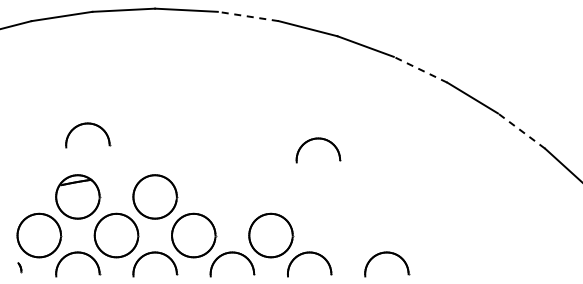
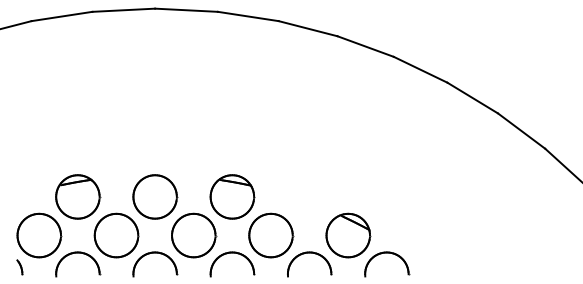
line: dashed -> solid (248, 16)
line: dashed -> solid (420, 69)
part: present -> none (88, 124)
line: dashed -> solid (521, 130)
part: present -> none (318, 139)
part: none -> present (232, 196)
part: none -> present (348, 235)
part size: 6x12 px -> 8x17 px (19, 267)
